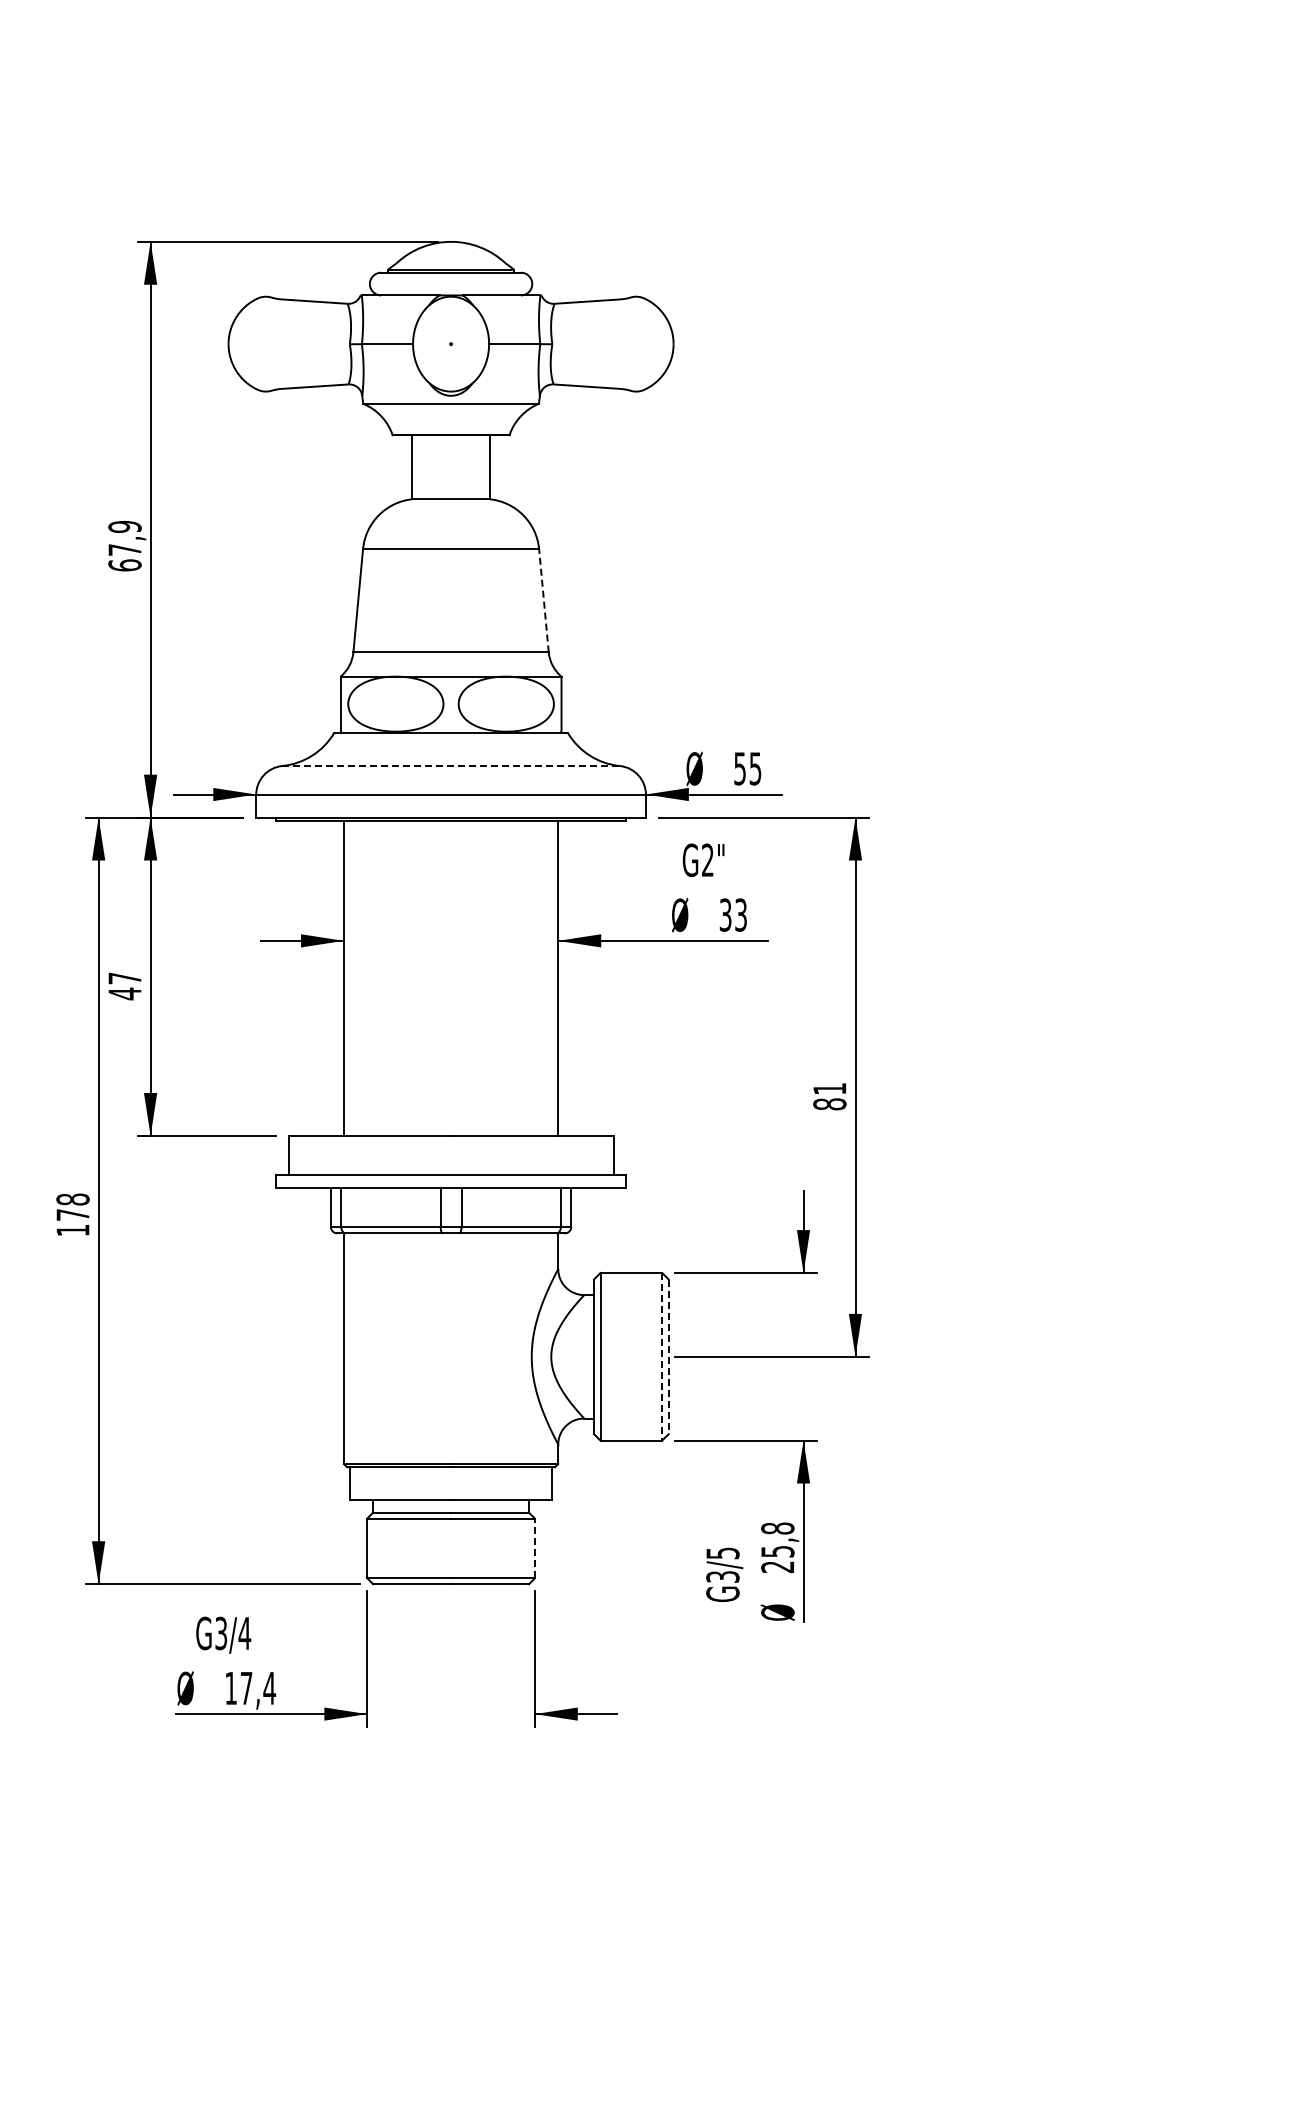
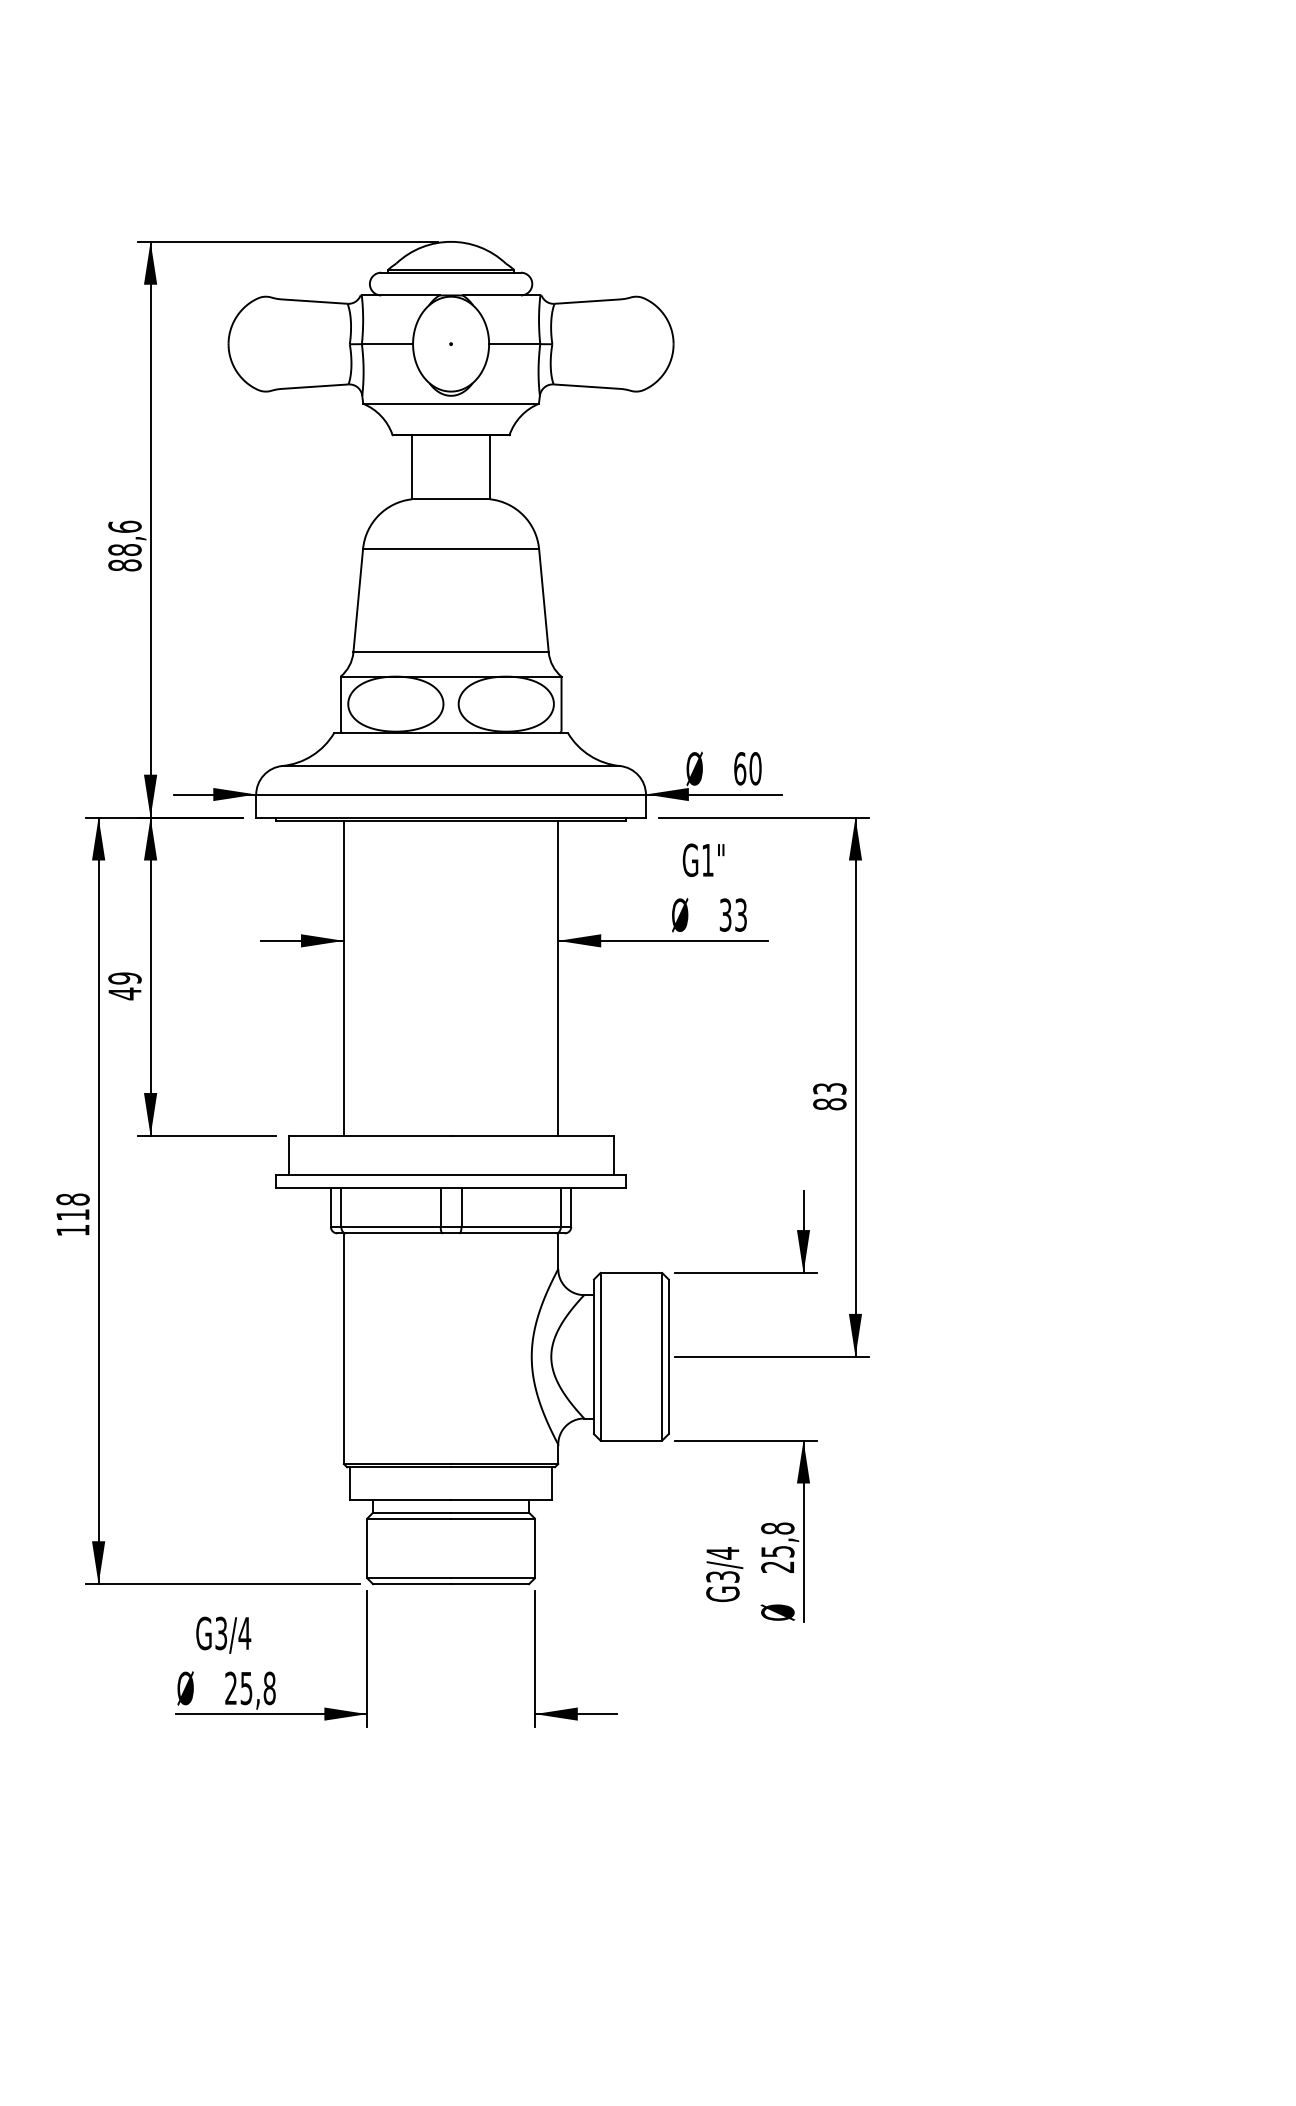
text: 67,9 -> 88,6 (124, 545)
line: dashed -> solid (543, 600)
line: dashed -> solid (451, 766)
text: 55 -> 60 (747, 768)
text: G2" -> G1" (707, 859)
text: 47 -> 49 (124, 978)
text: 81 -> 83 (829, 1088)
text: 178 -> 118 (72, 1214)
line: dashed -> solid (662, 1356)
line: dashed -> solid (668, 1357)
line: dashed -> solid (534, 1548)
text: G3/5 -> G3/4 (722, 1553)
text: 17,4 -> 25,8 (250, 1688)
